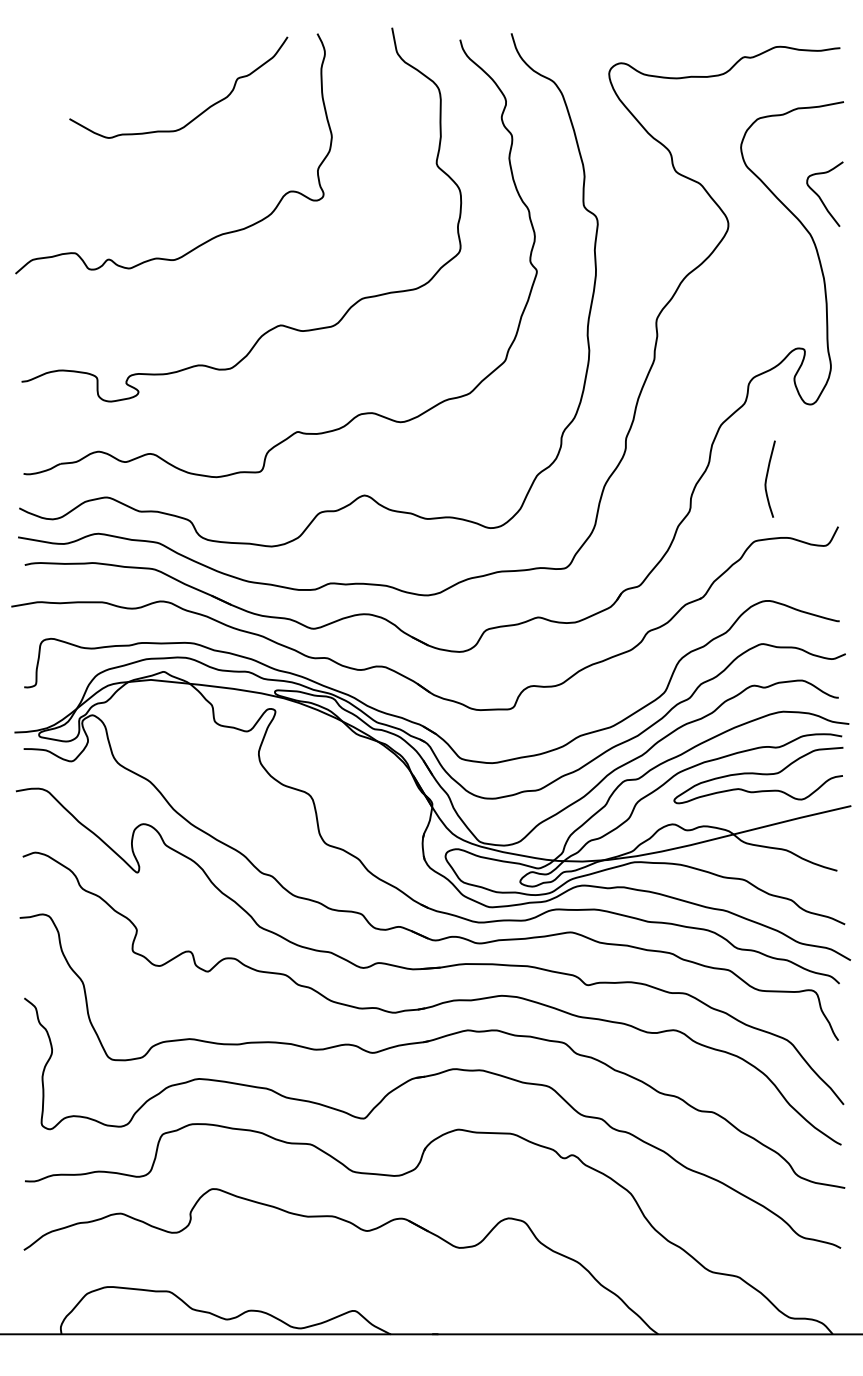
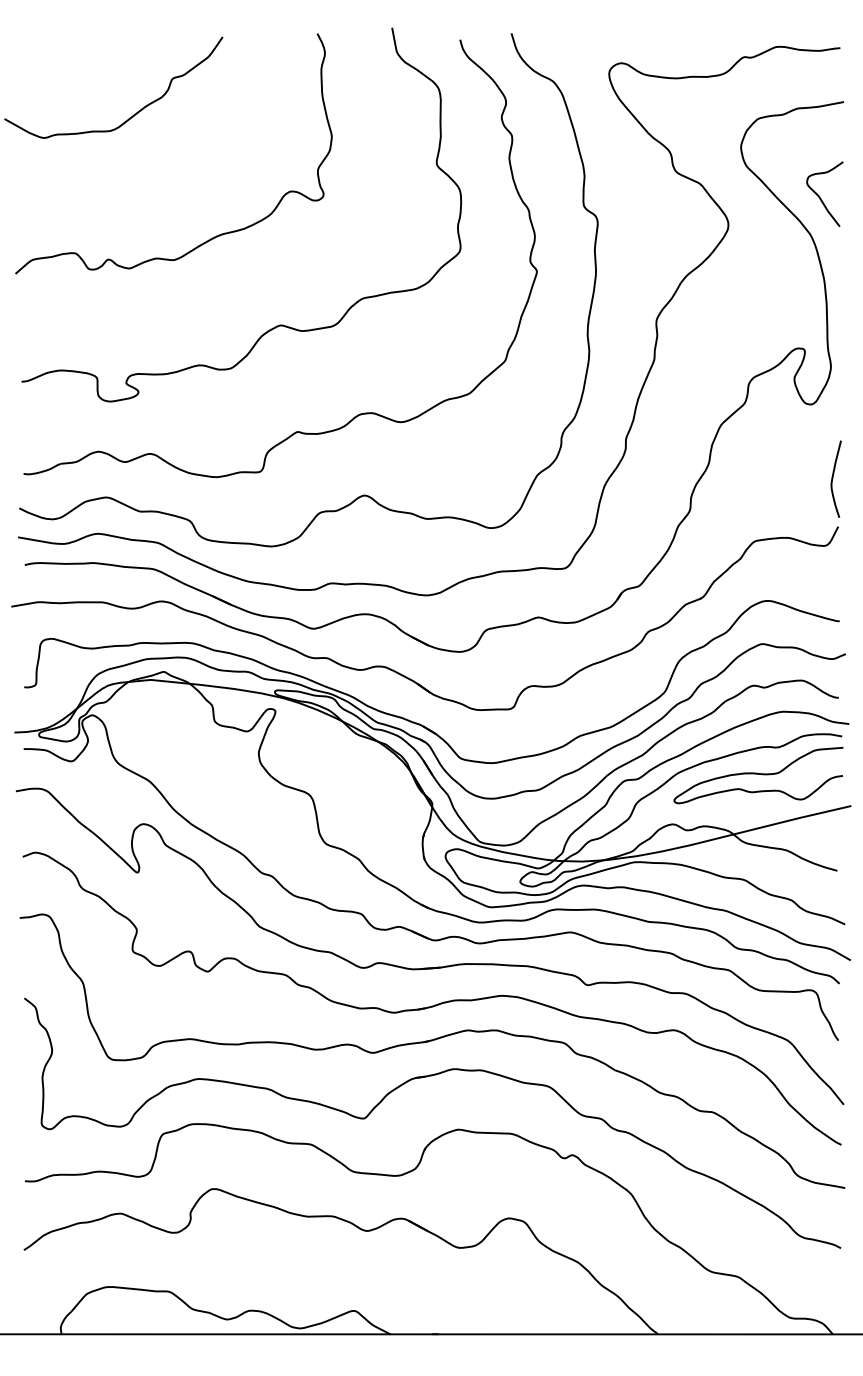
curve position: (198, 114) -> (133, 114) (133, 114)
curve position: (767, 478) -> (833, 478) (833, 478)
